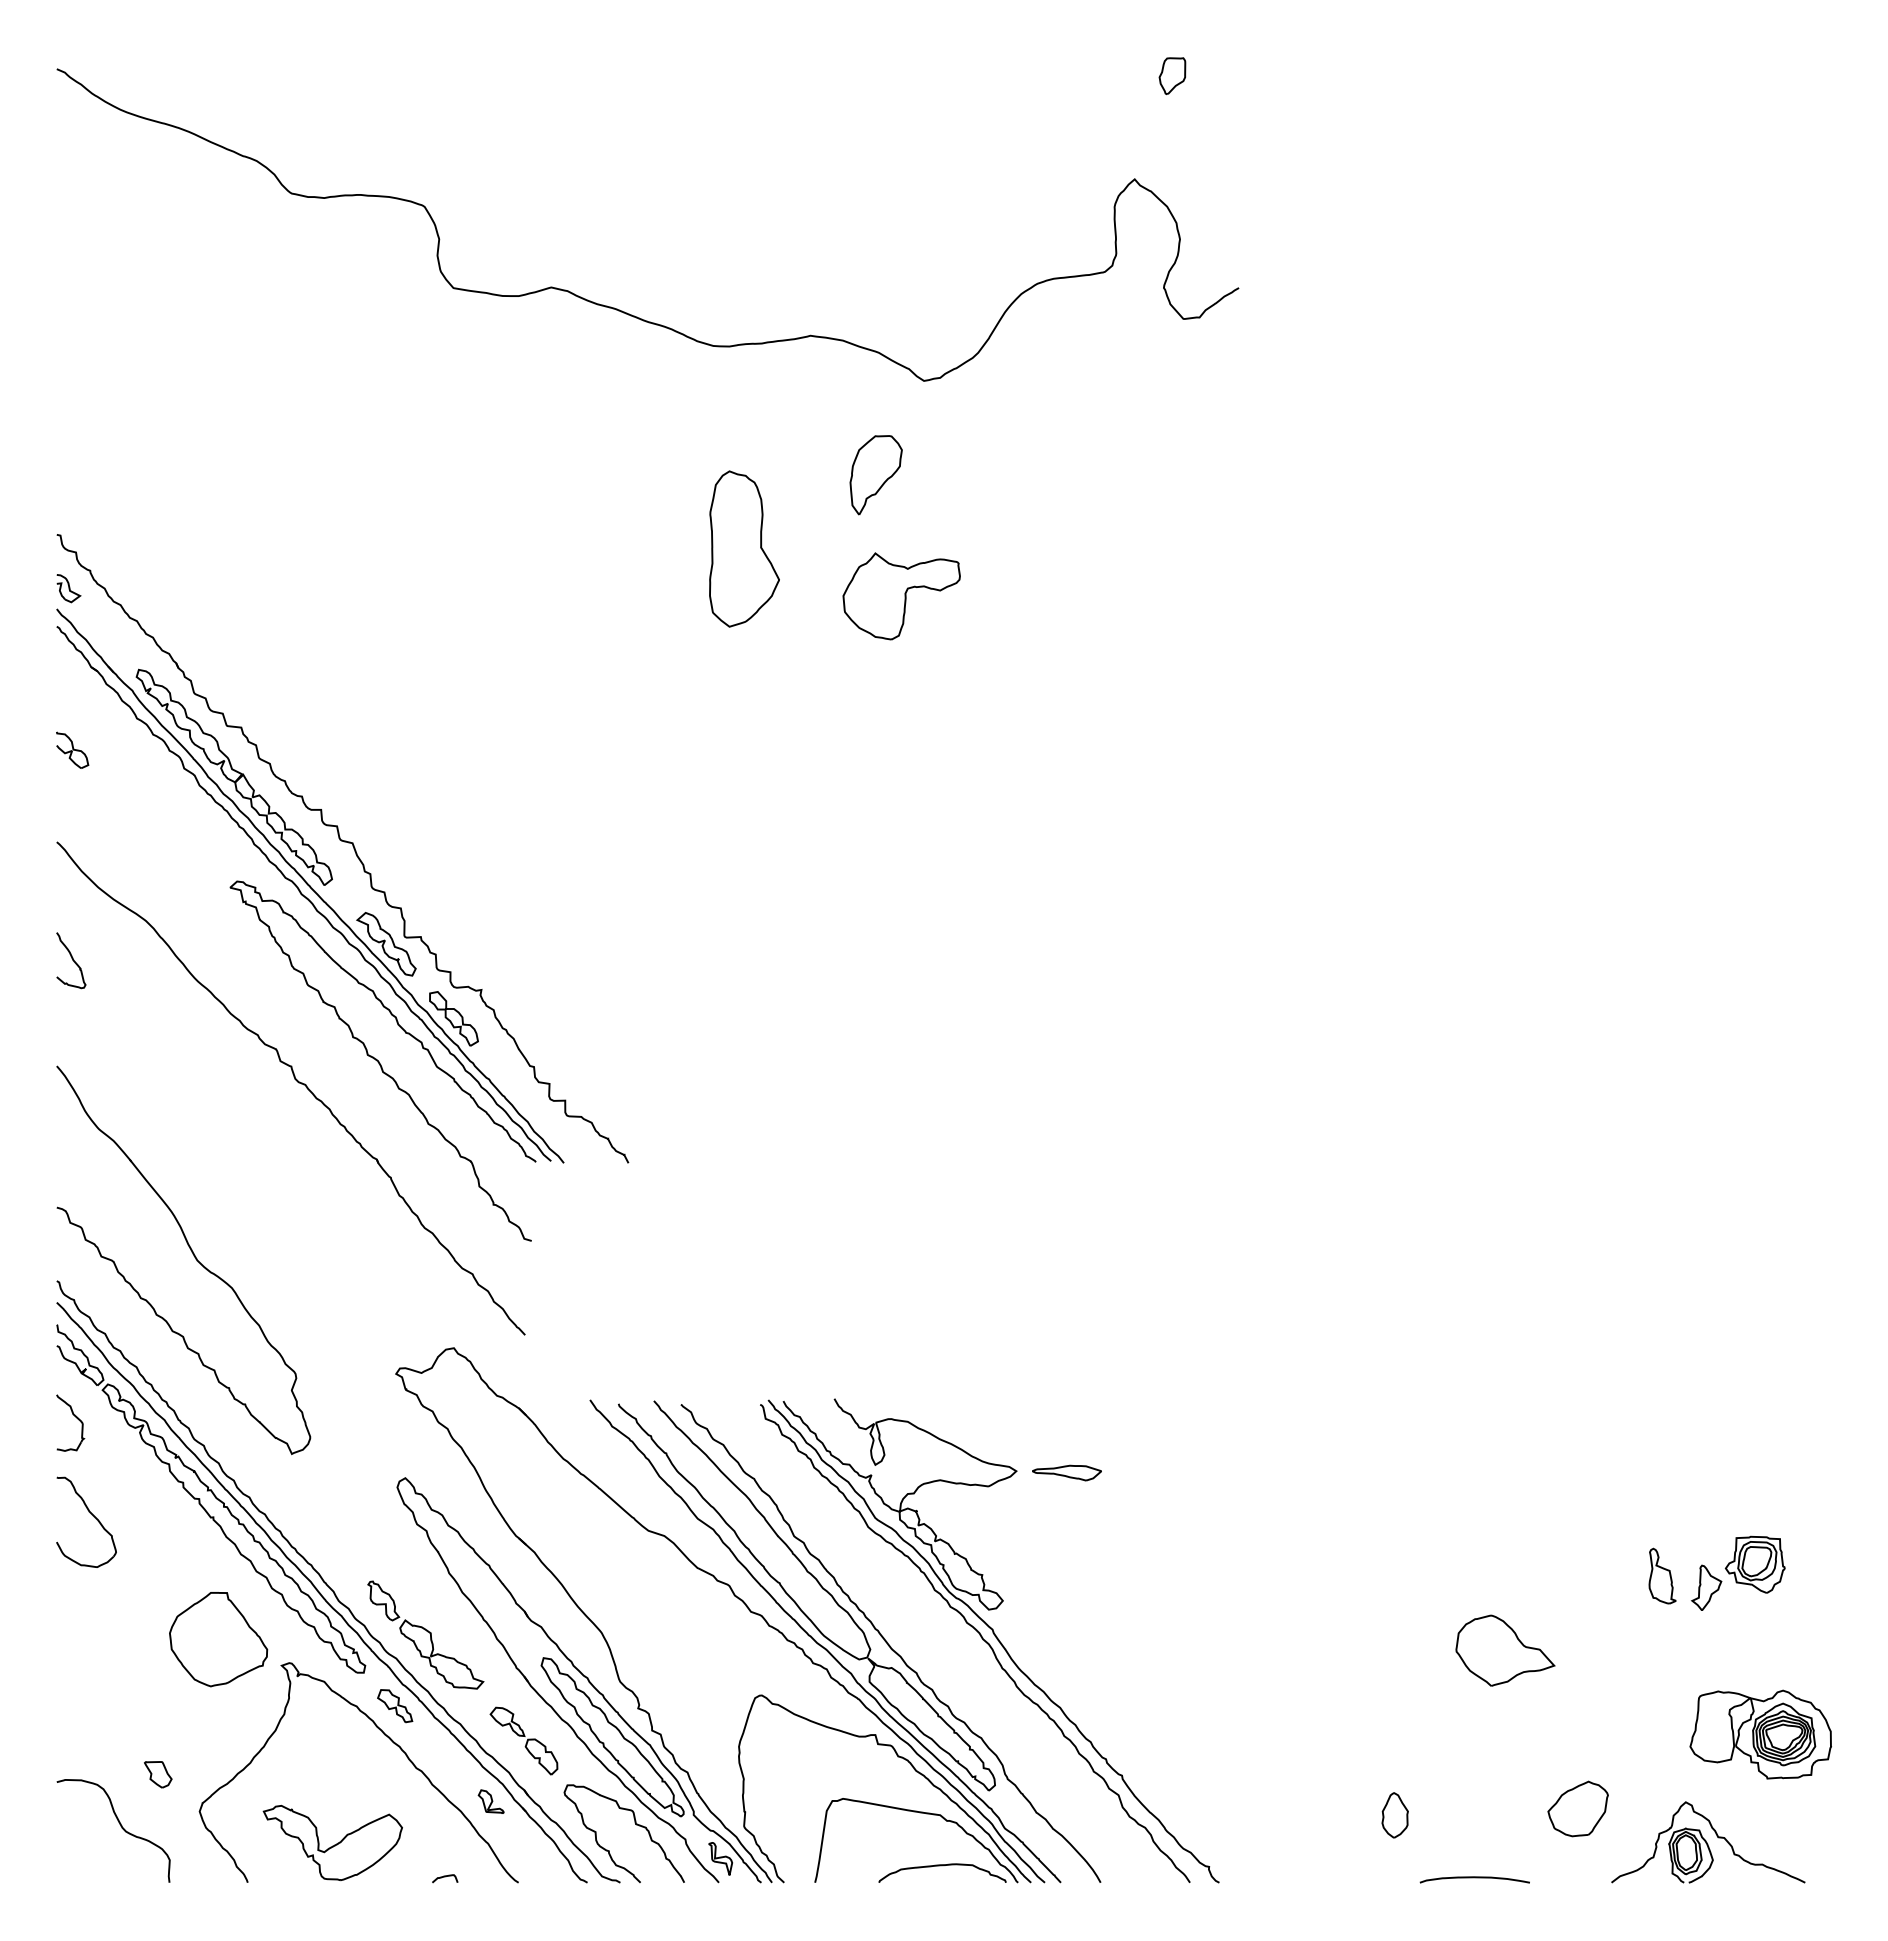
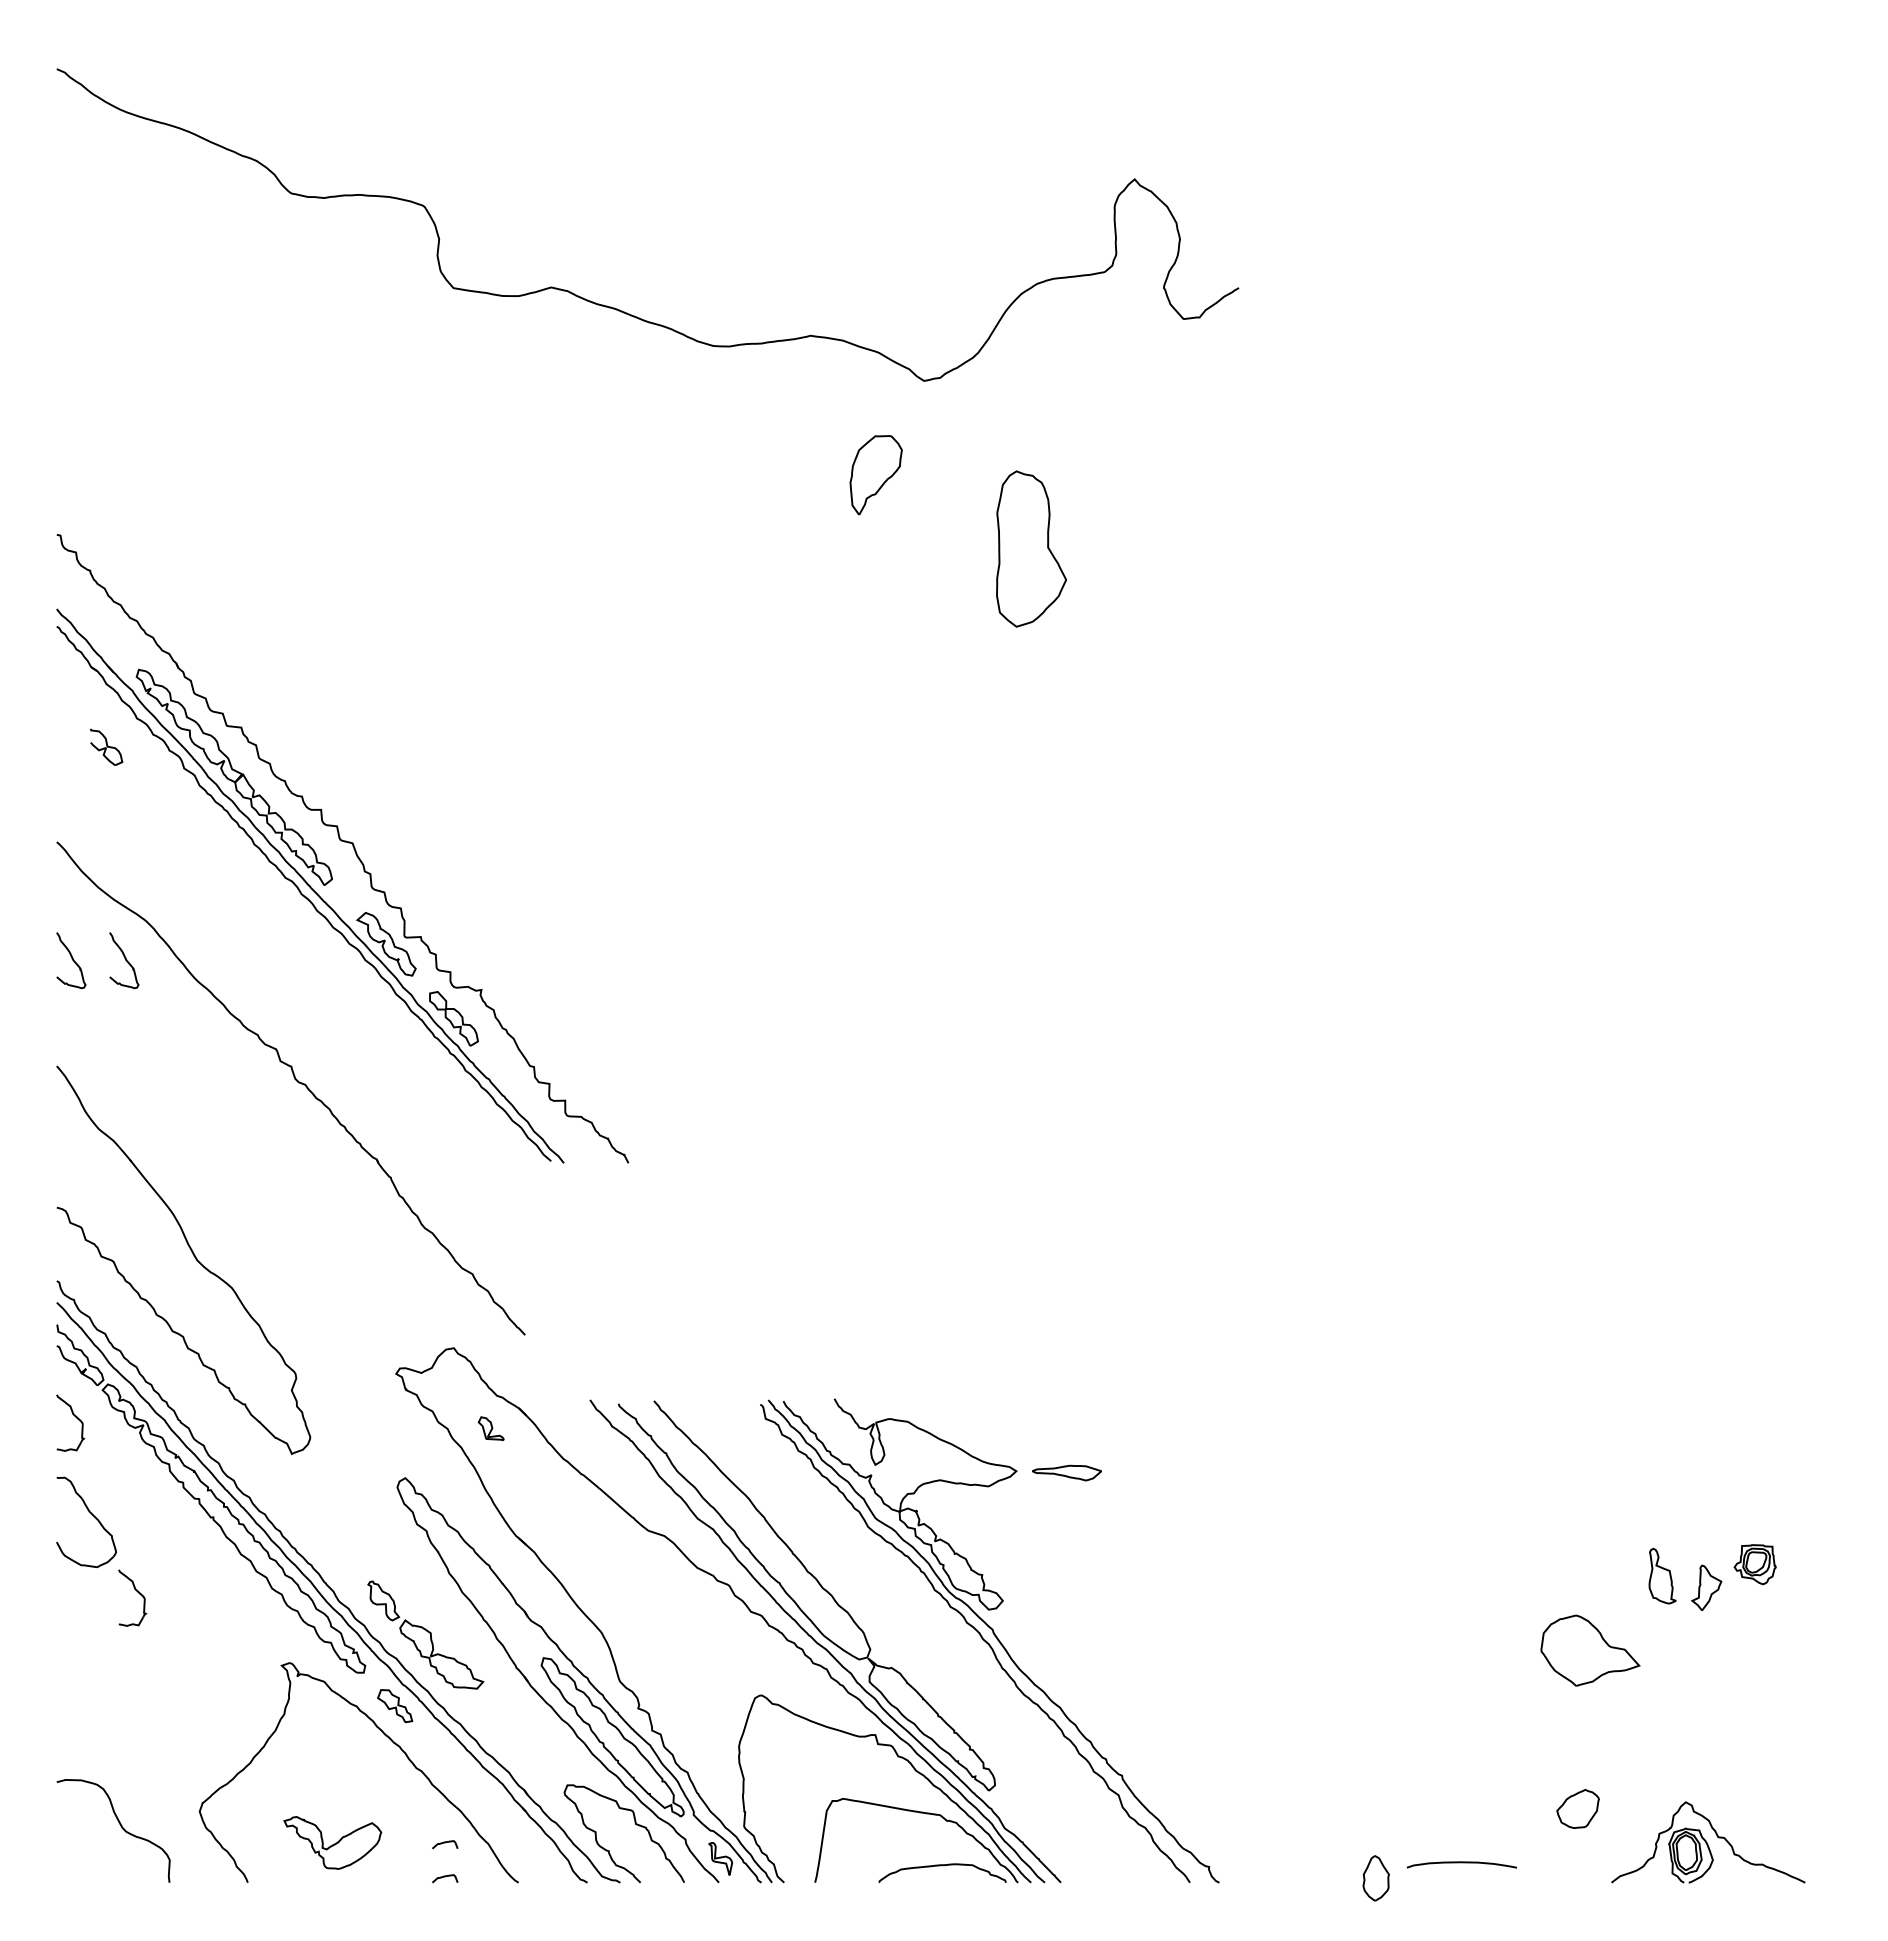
part: present -> none (1172, 75)
part position: (744, 548) -> (1031, 548) (1031, 548)
part: present -> none (68, 588)
part: present -> none (901, 596)
part position: (72, 749) -> (106, 746) (106, 746)
curve: none -> present (125, 960)
part: present -> none (382, 1060)
part size: 62x59 px -> 44x42 px (1754, 1564)
part: none -> present (137, 1592)
part: present -> none (218, 1639)
curve: present -> none (889, 1644)
part position: (1505, 1650) -> (1590, 1650) (1590, 1650)
part: present -> none (1760, 1734)
part: present -> none (523, 1740)
part: present -> none (158, 1774)
part position: (490, 1801) -> (490, 1428) (490, 1428)
part size: 62x58 px -> 44x40 px (1577, 1808)
part position: (1394, 1815) -> (1375, 1878) (1375, 1878)
part size: 141x78 px -> 100x54 px (332, 1842)
curve: none -> present (445, 1843)
curve position: (1474, 1878) -> (1461, 1863) (1461, 1863)
